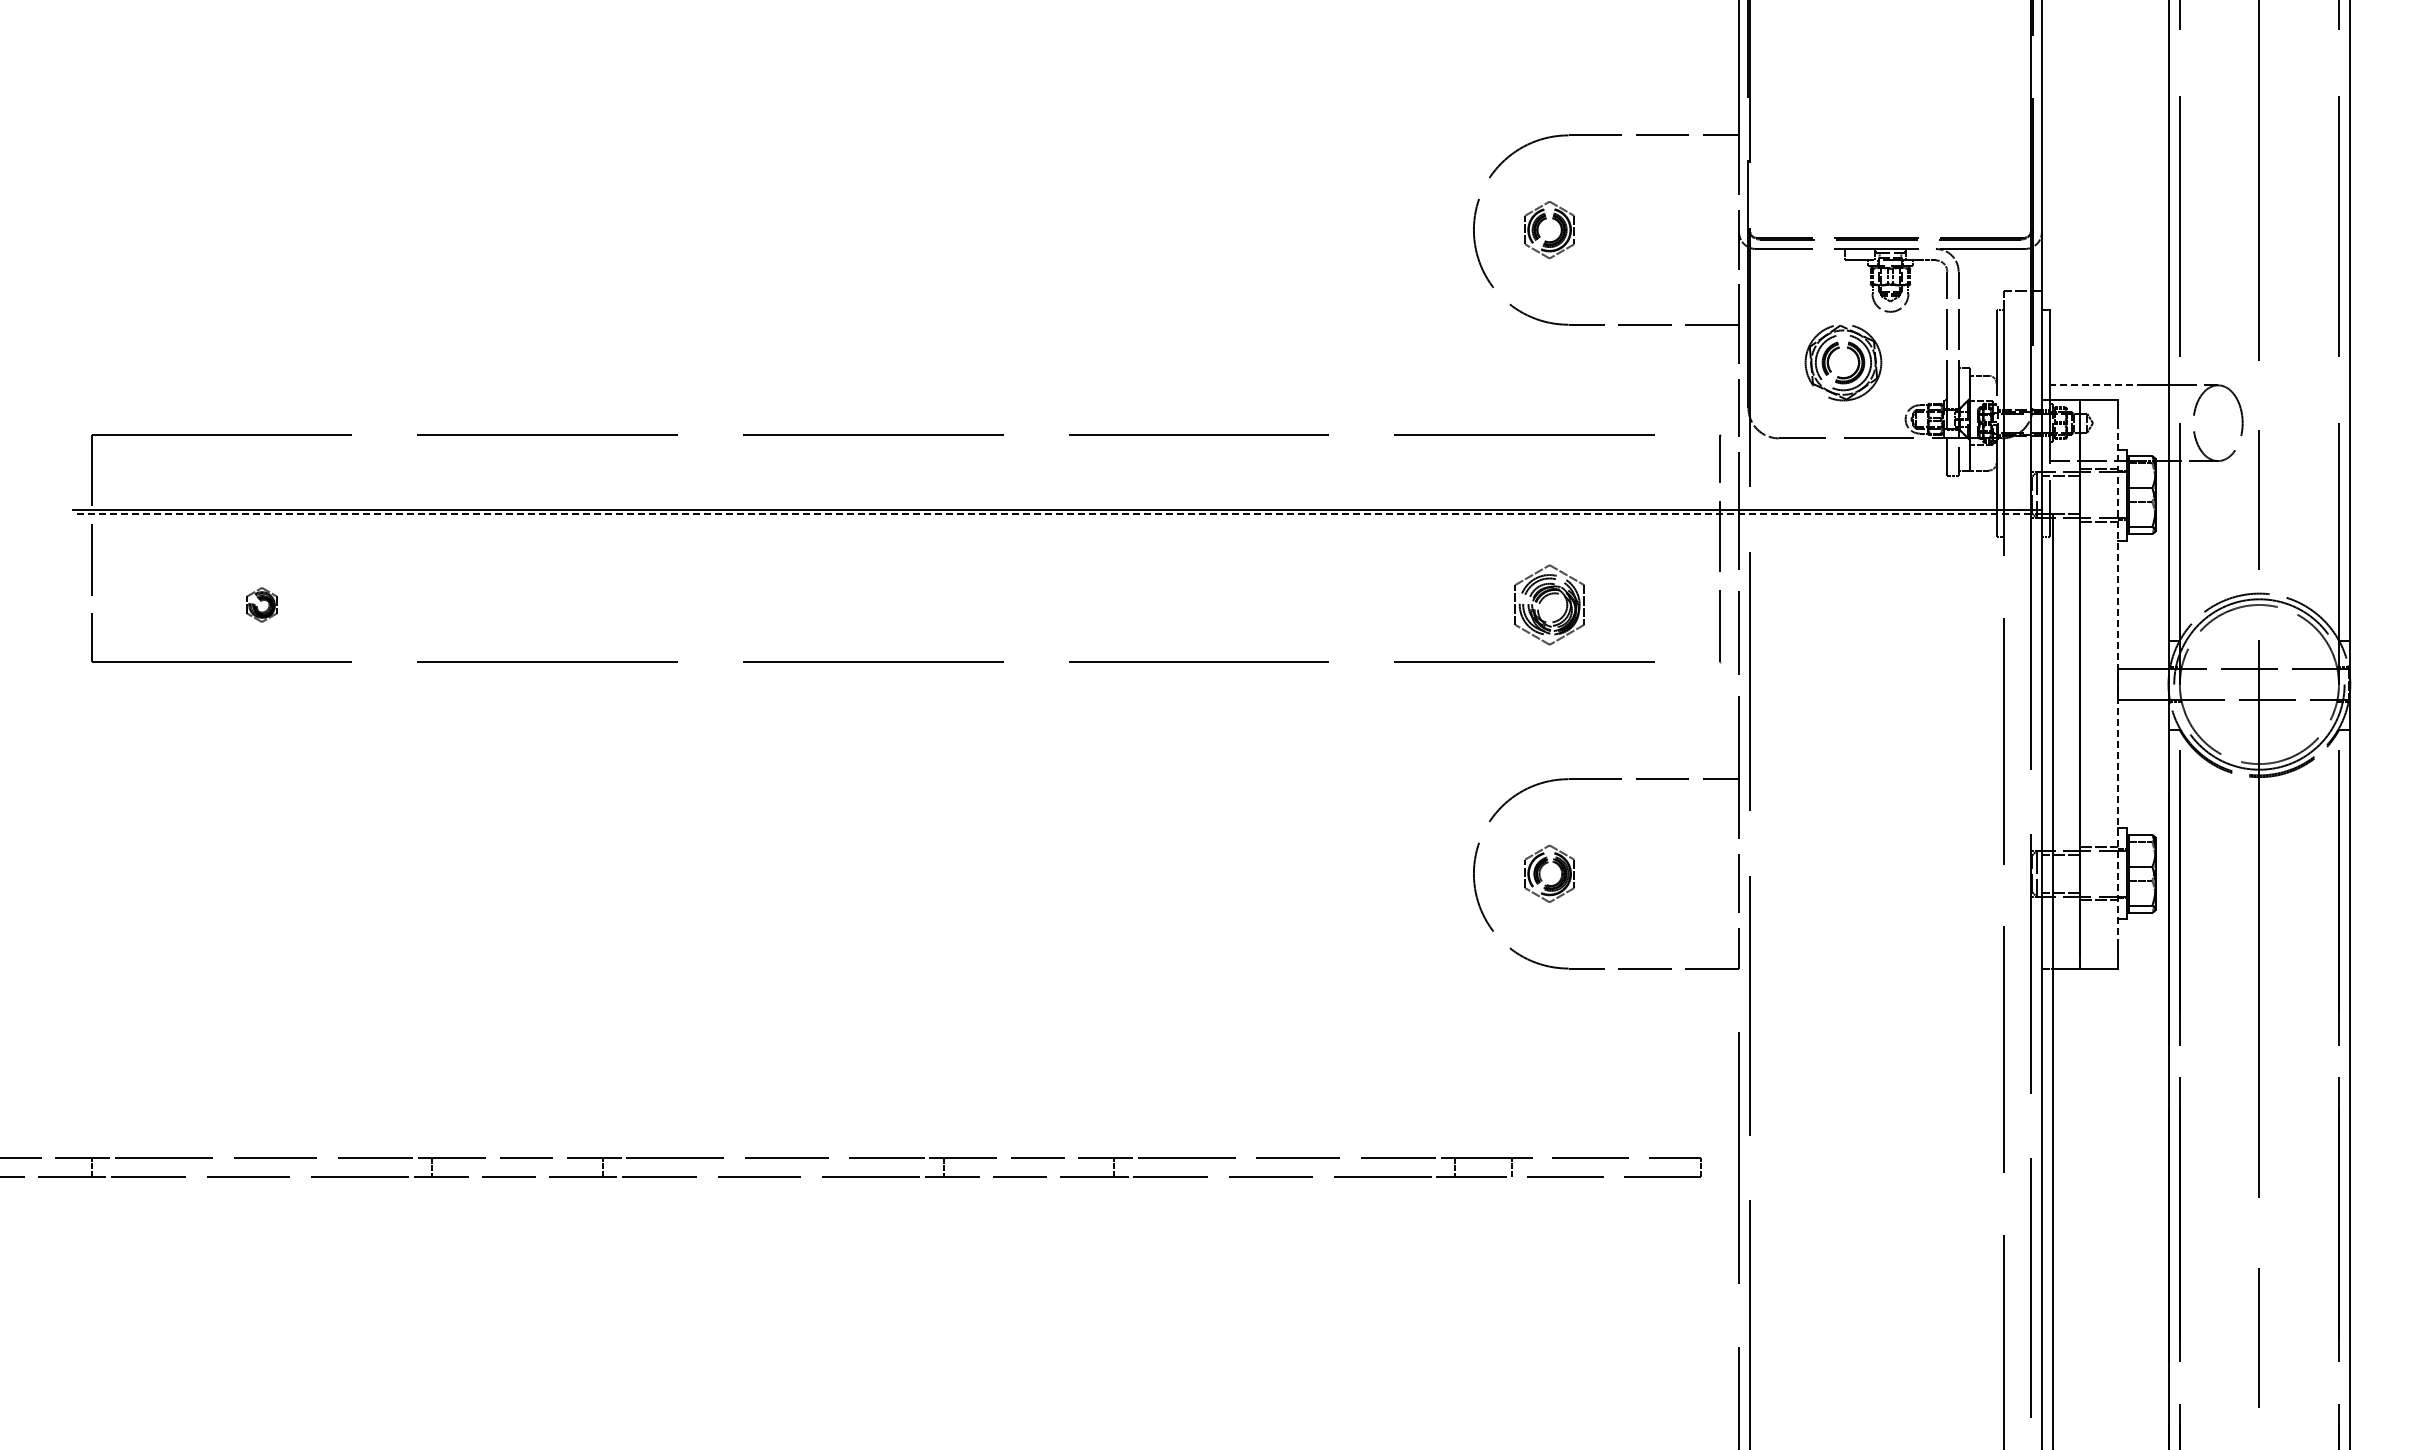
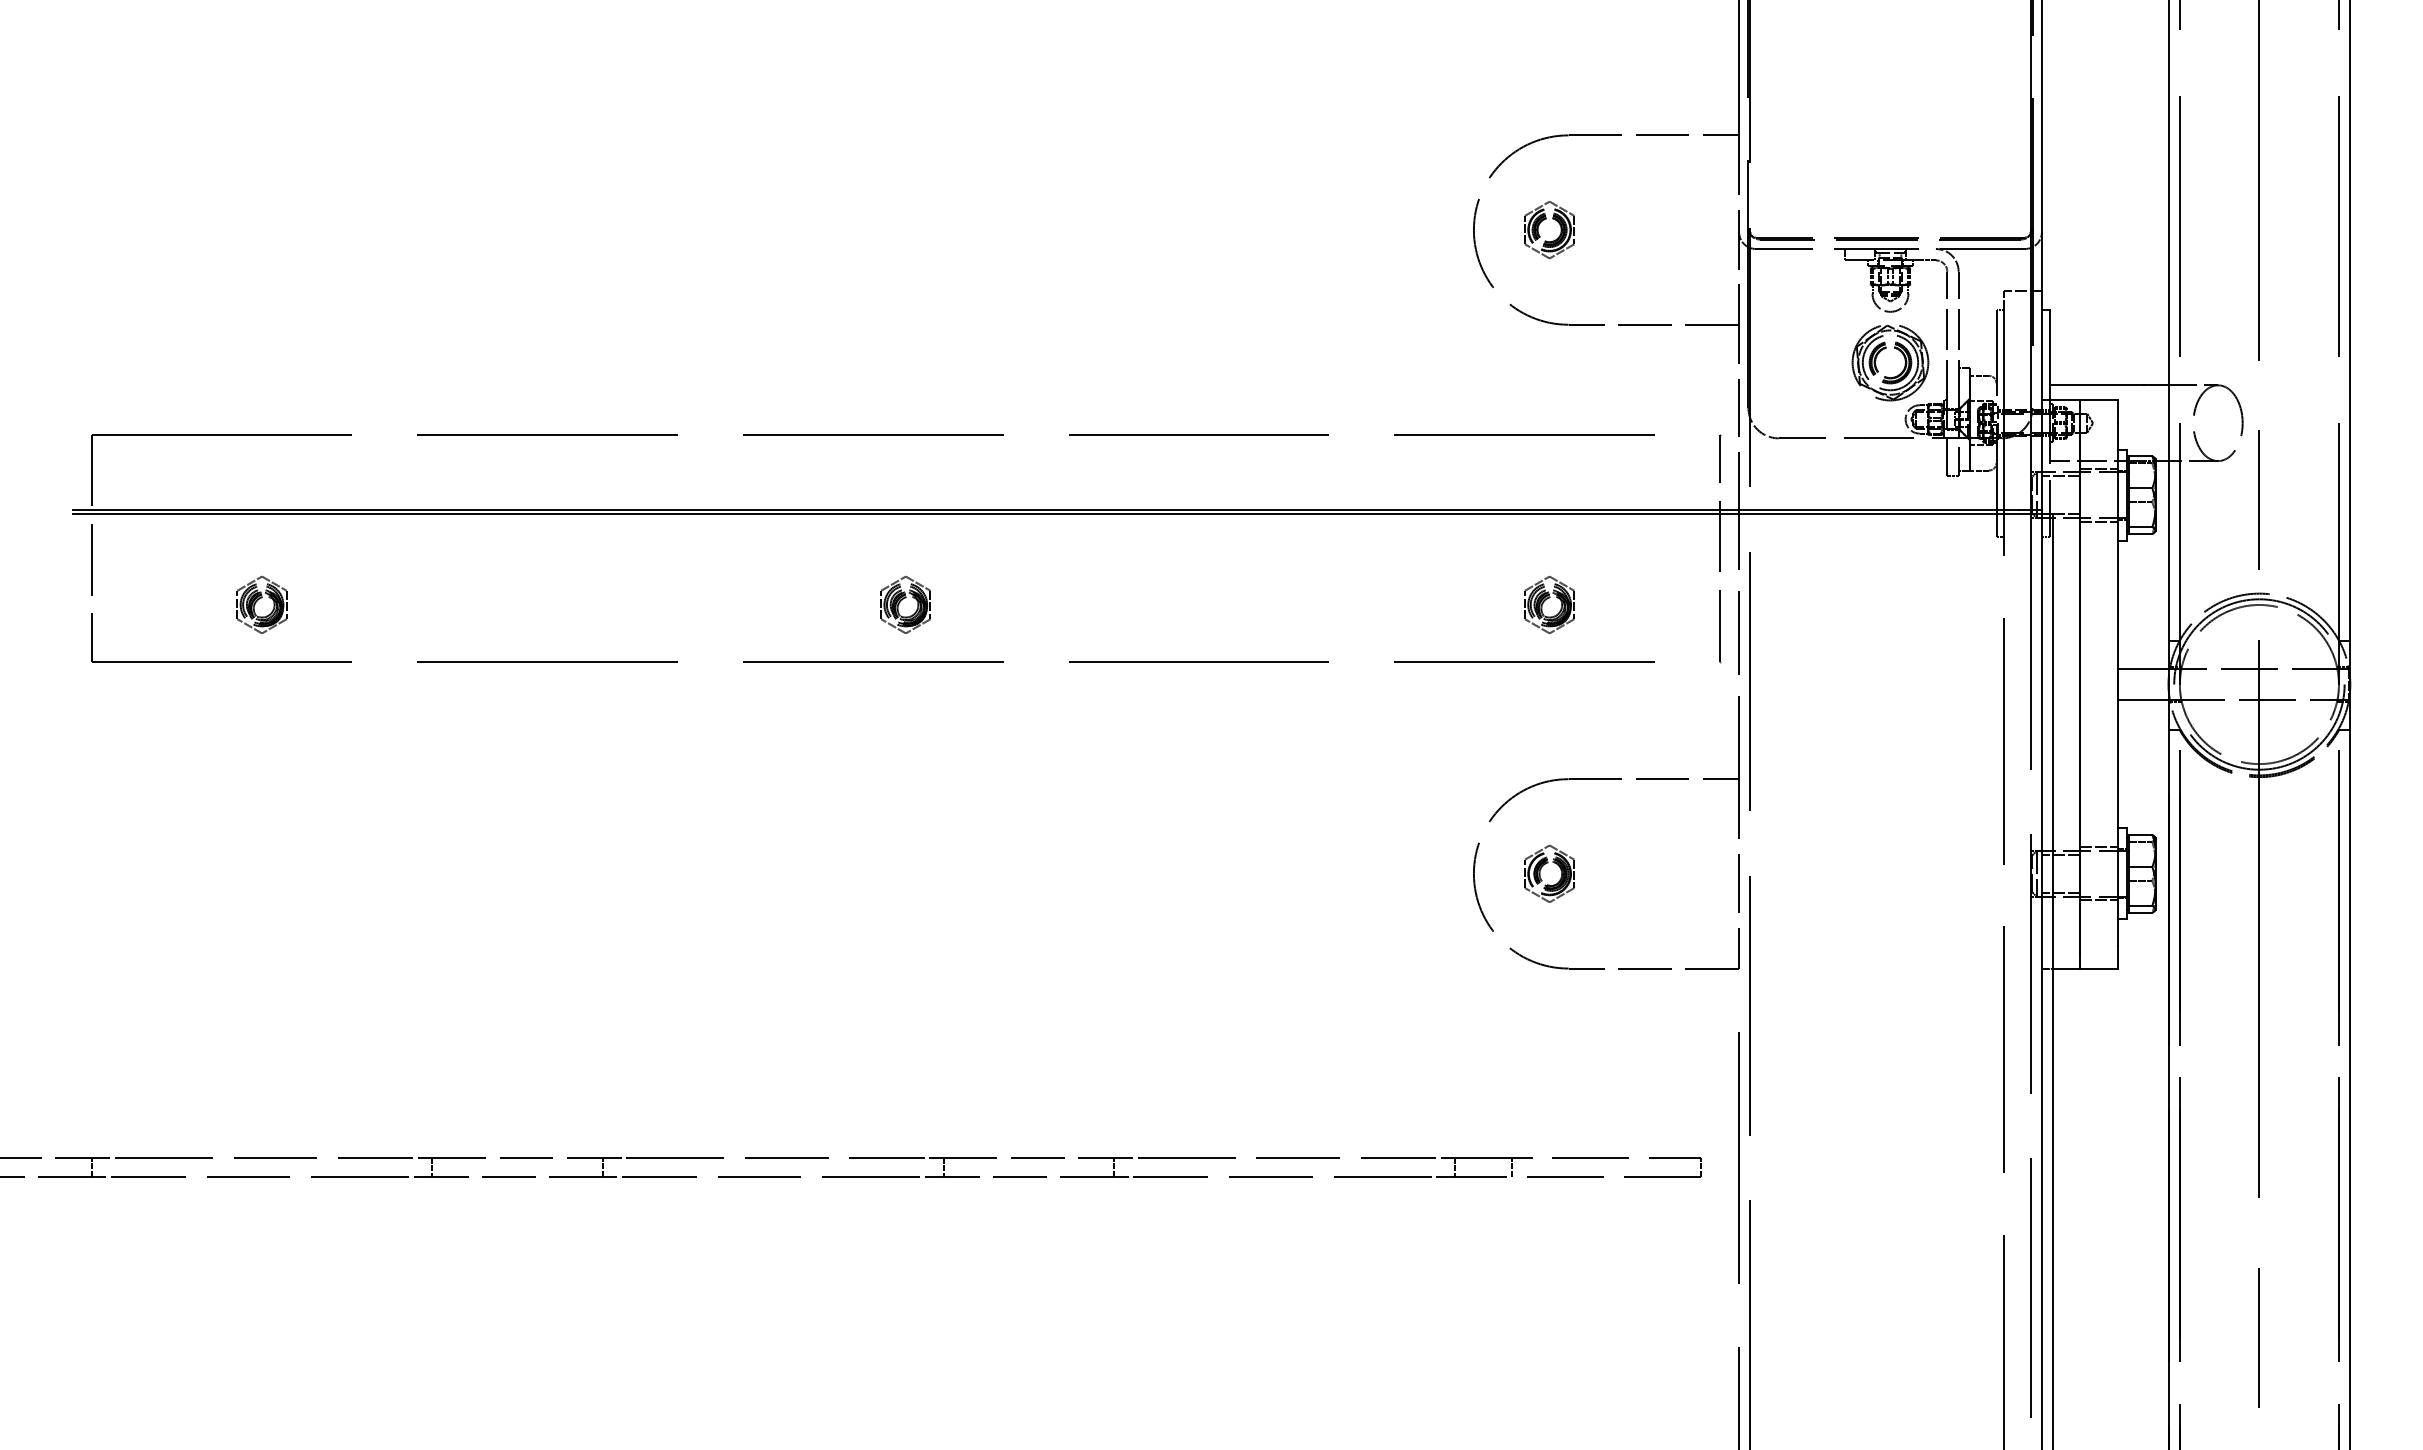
part position: (1843, 363) -> (1890, 363) (1890, 363)
line: dashed -> solid (2096, 385)
line: dashed -> solid (1057, 514)
part size: 32x36 px -> 52x58 px (261, 604)
part: none -> present (905, 604)
part size: 71x82 px -> 51x58 px (1549, 604)
line: dashed -> solid (2117, 684)
